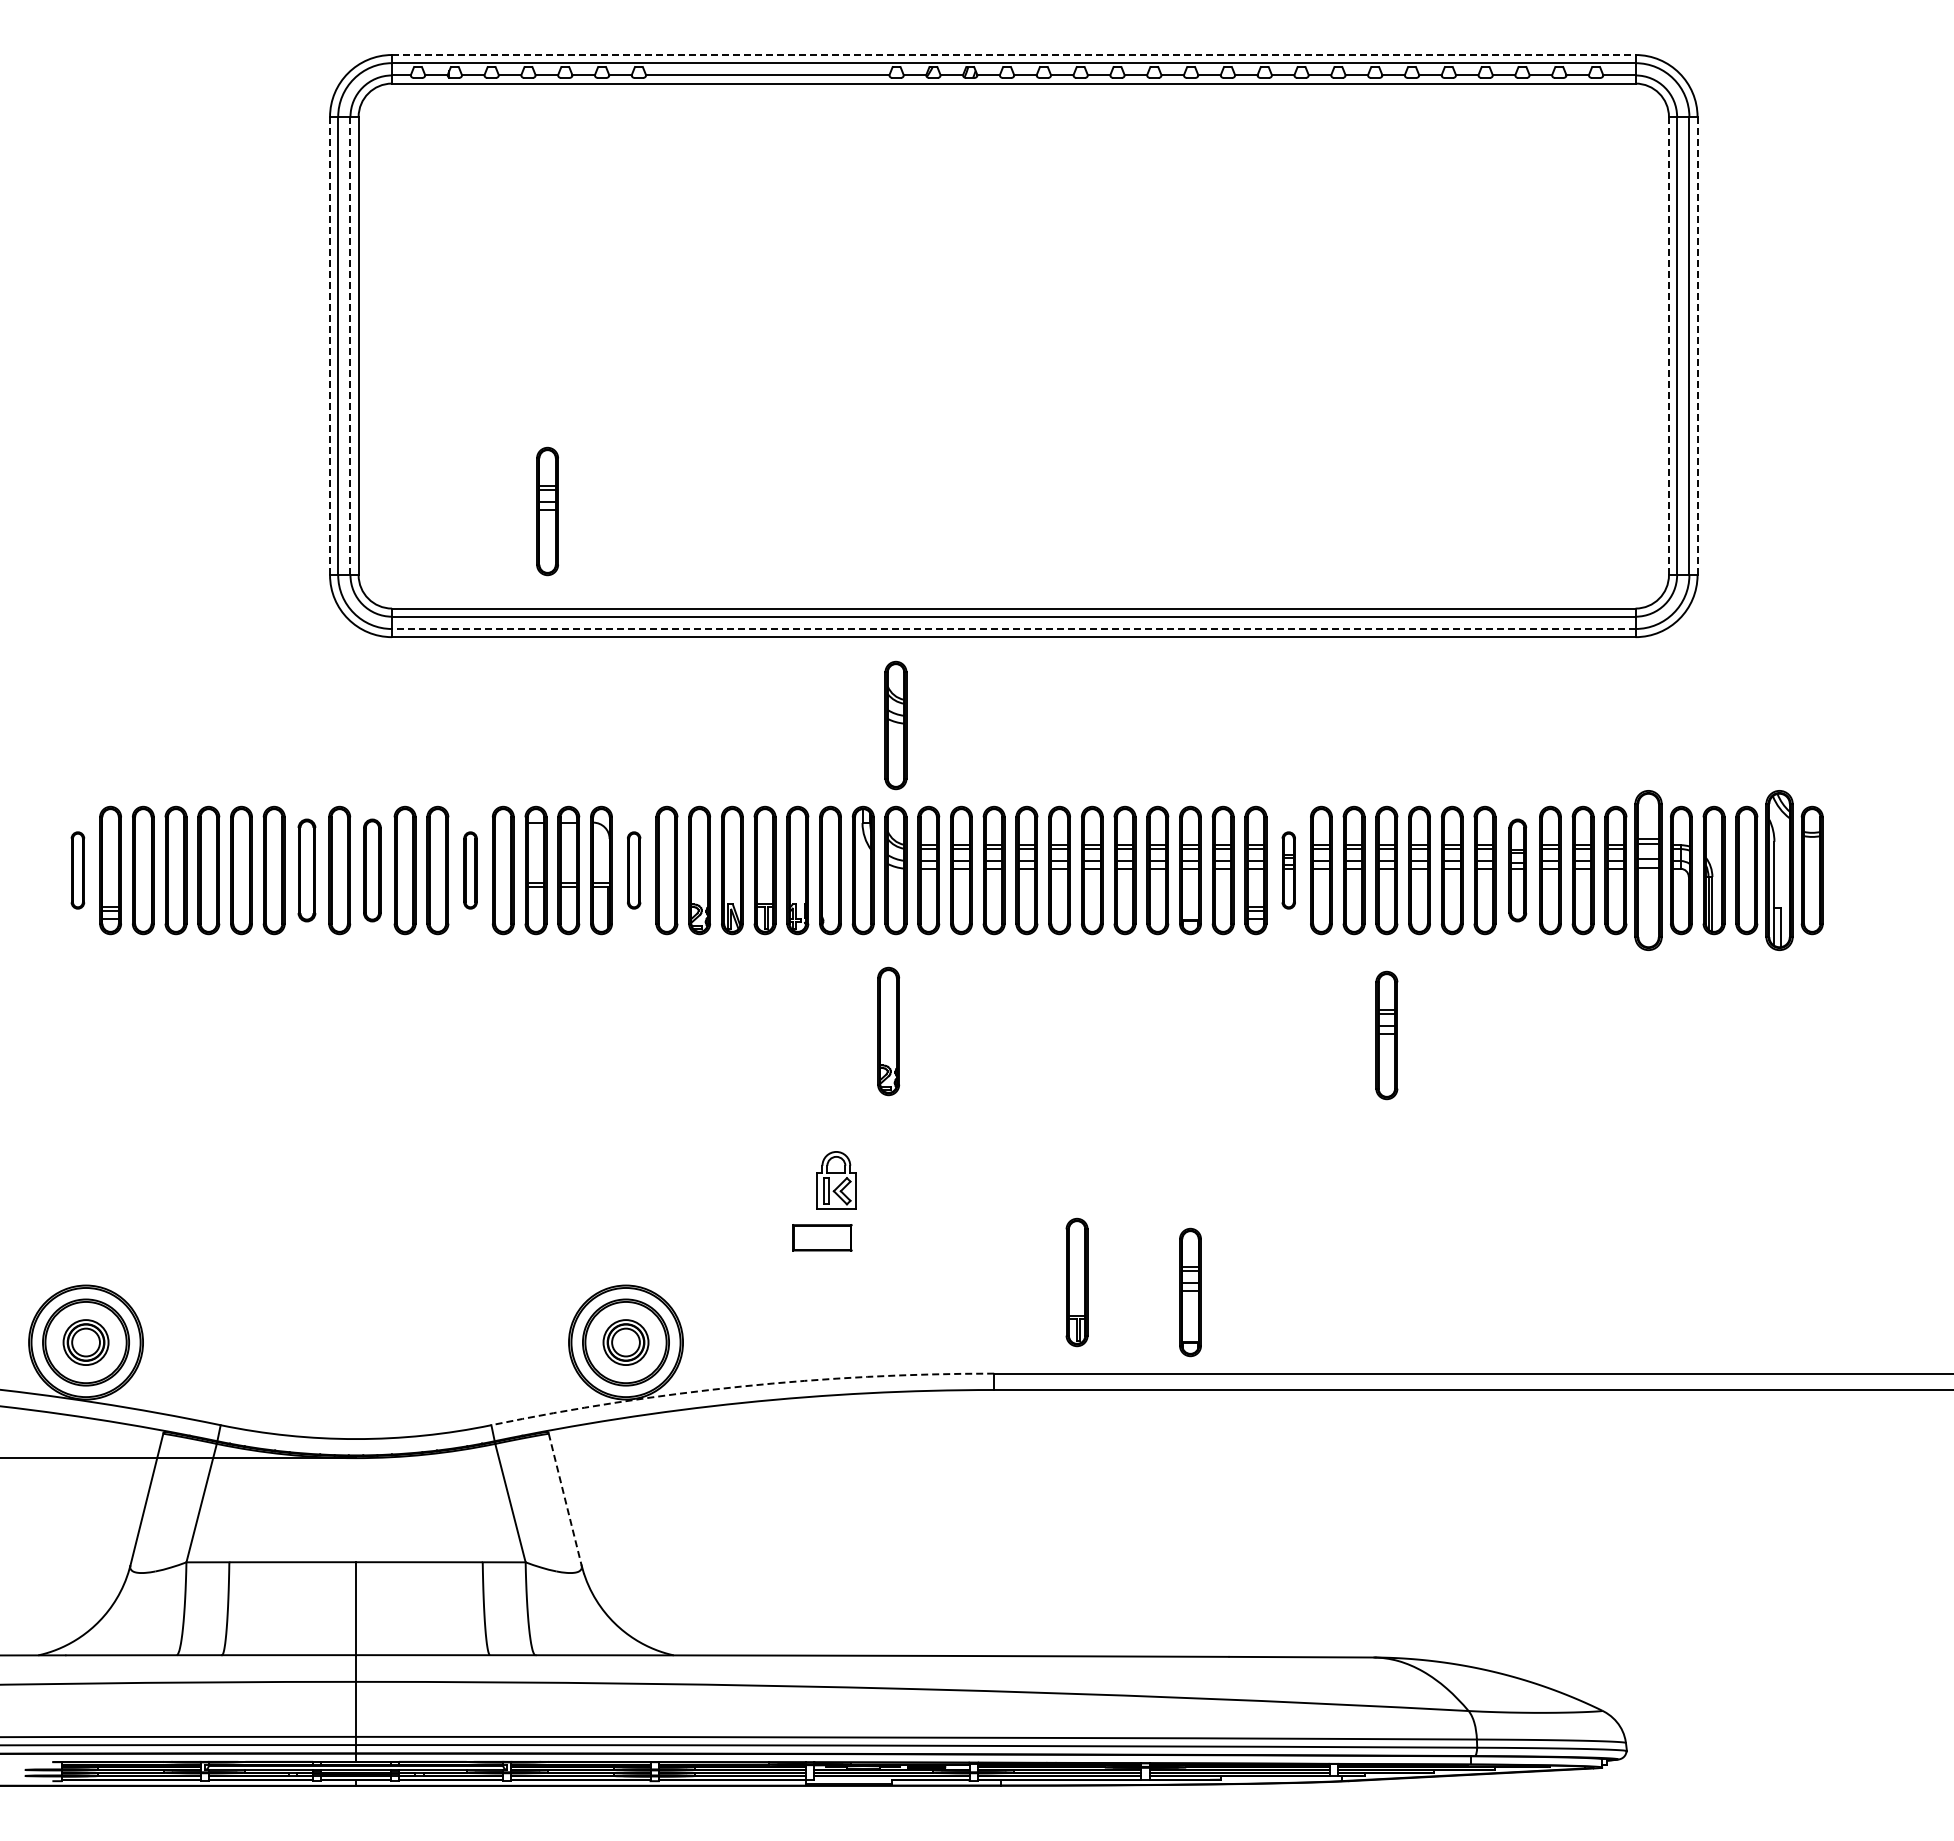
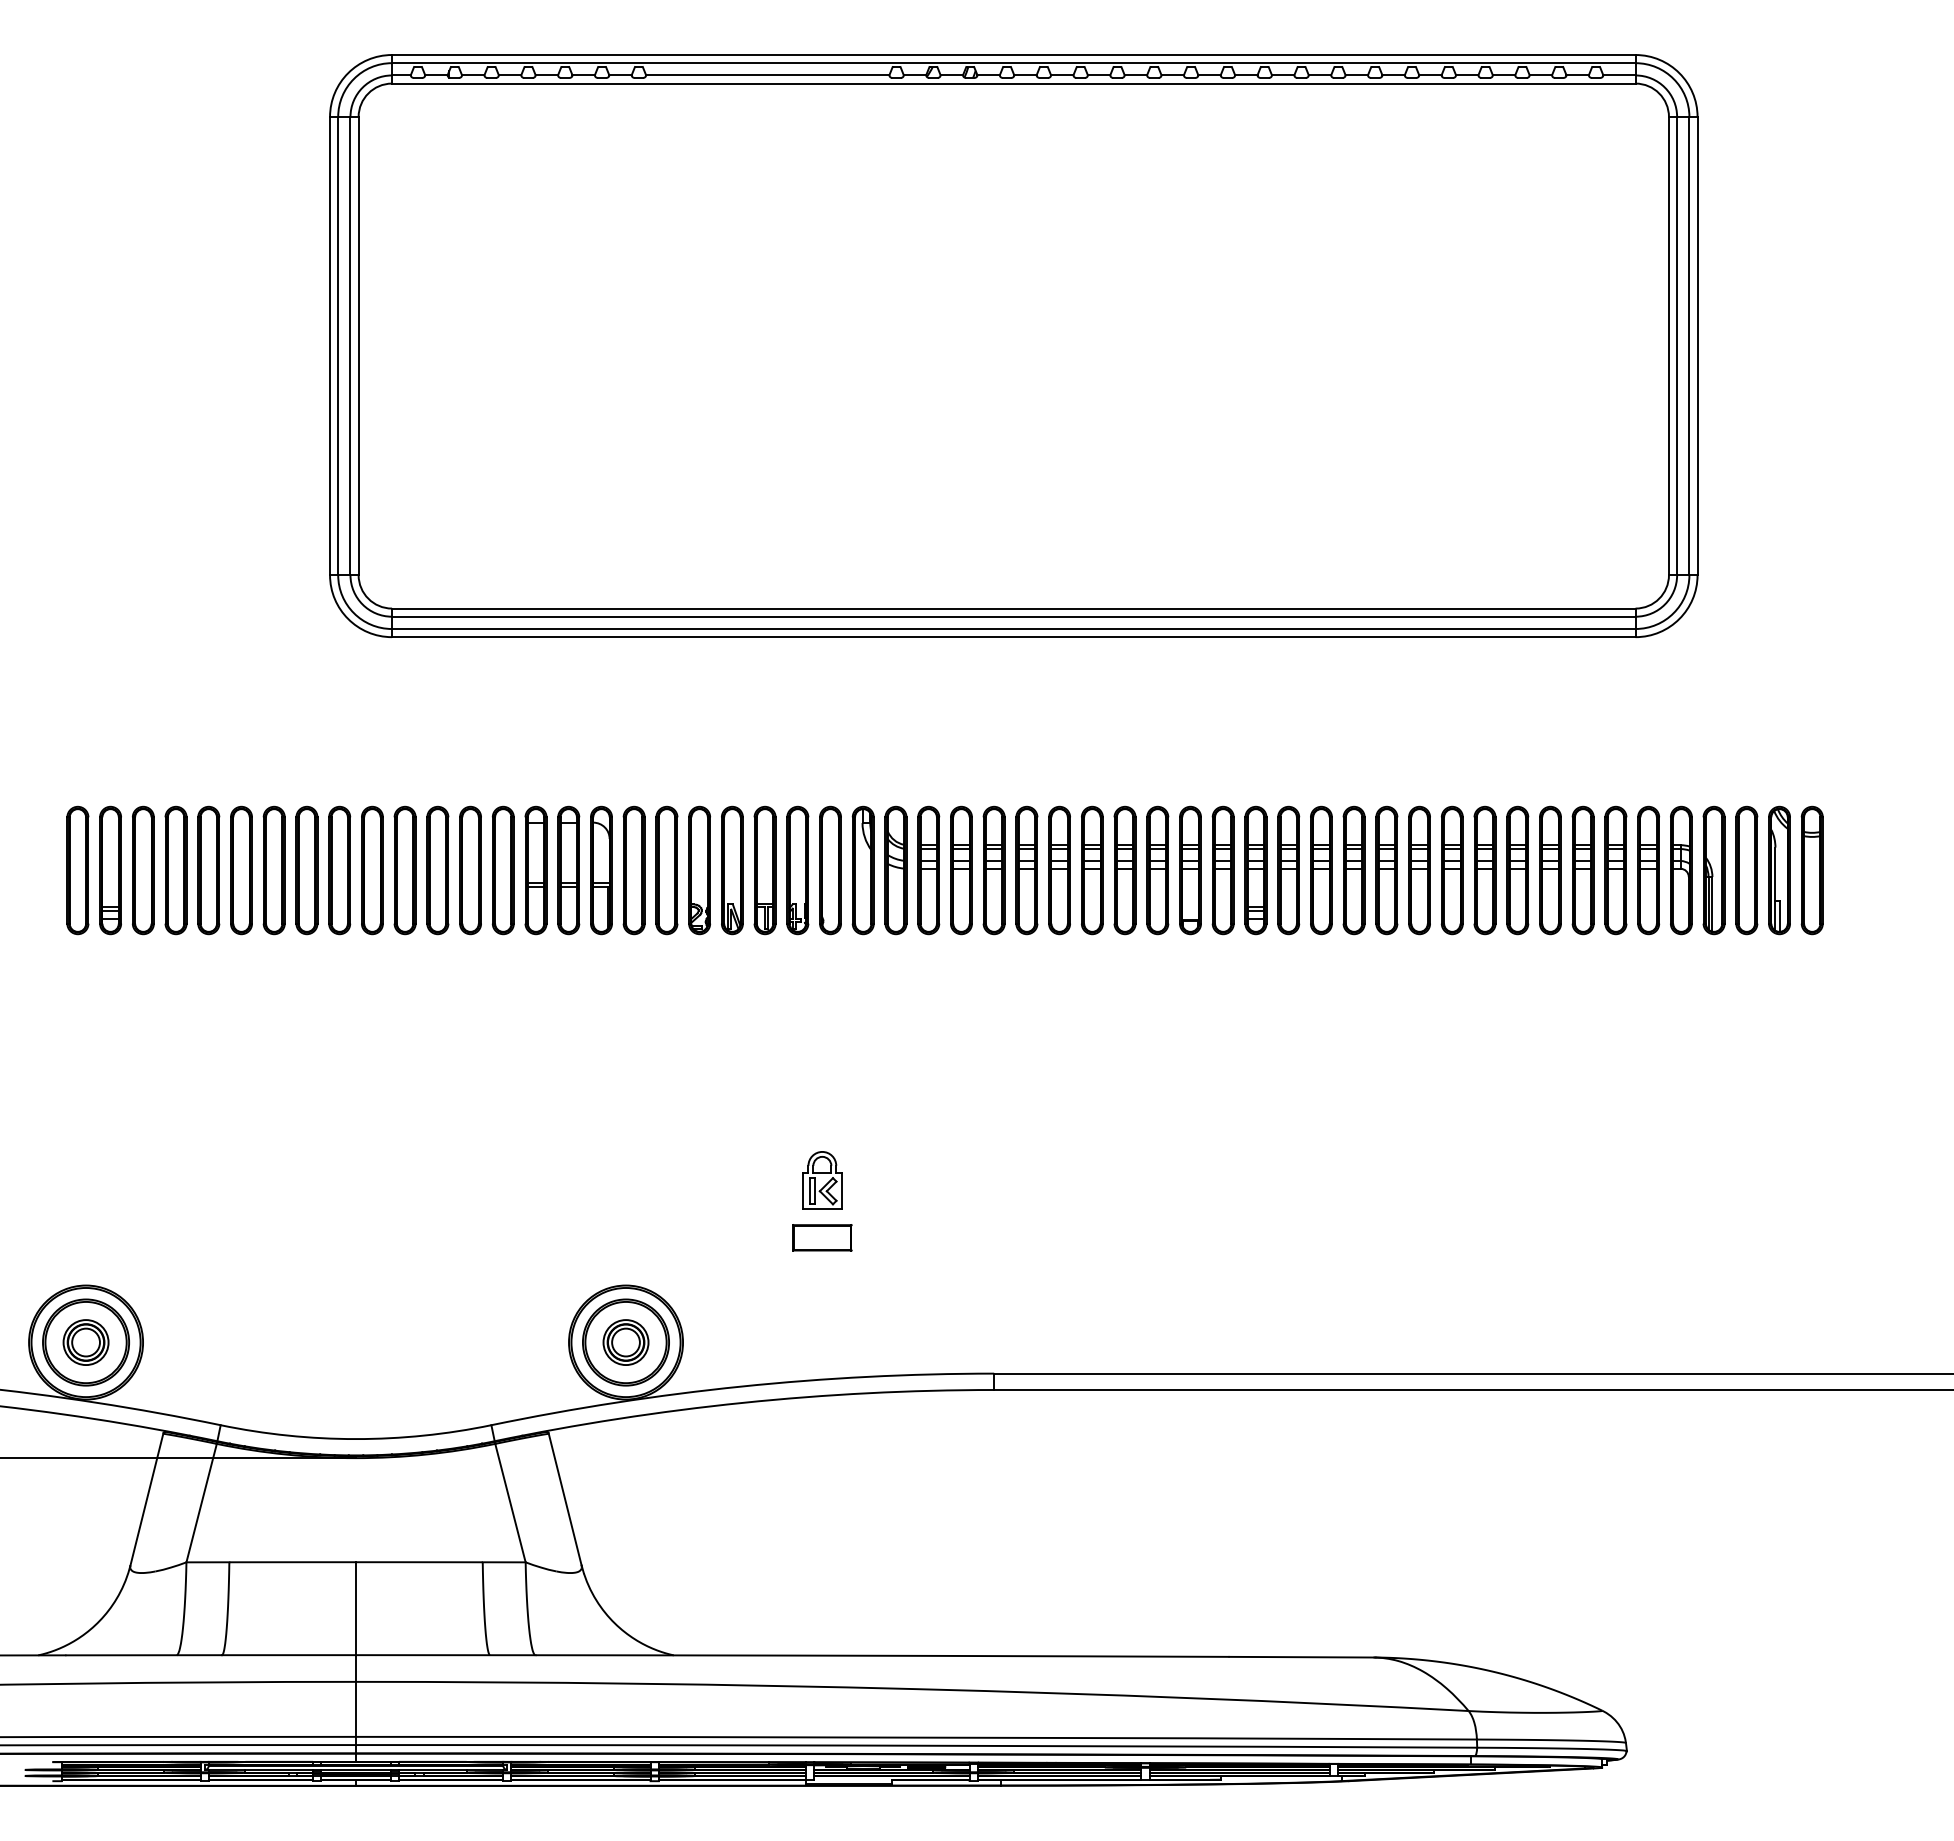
line: dashed -> solid (1013, 55)
line: dashed -> solid (330, 345)
line: dashed -> solid (350, 345)
line: dashed -> solid (1668, 346)
line: dashed -> solid (1697, 346)
part: present -> none (547, 511)
line: dashed -> solid (1013, 629)
part: present -> none (895, 725)
part size: 16x79 px -> 24x131 px (77, 870)
part size: 20x105 px -> 24x131 px (306, 870)
part size: 19x105 px -> 23x131 px (372, 870)
part size: 15x79 px -> 23x131 px (470, 870)
part size: 15x79 px -> 24x131 px (633, 870)
part size: 15x79 px -> 24x131 px (1288, 870)
part size: 20x105 px -> 24x131 px (1517, 870)
part size: 29x161 px -> 24x131 px (1648, 870)
part size: 29x161 px -> 23x131 px (1779, 870)
part: present -> none (888, 1031)
part: present -> none (1386, 1035)
part position: (836, 1180) -> (822, 1180) (822, 1180)
part: present -> none (1076, 1282)
part: present -> none (1190, 1292)
arc: dashed -> solid (741, 1386)
line: dashed -> solid (565, 1499)
